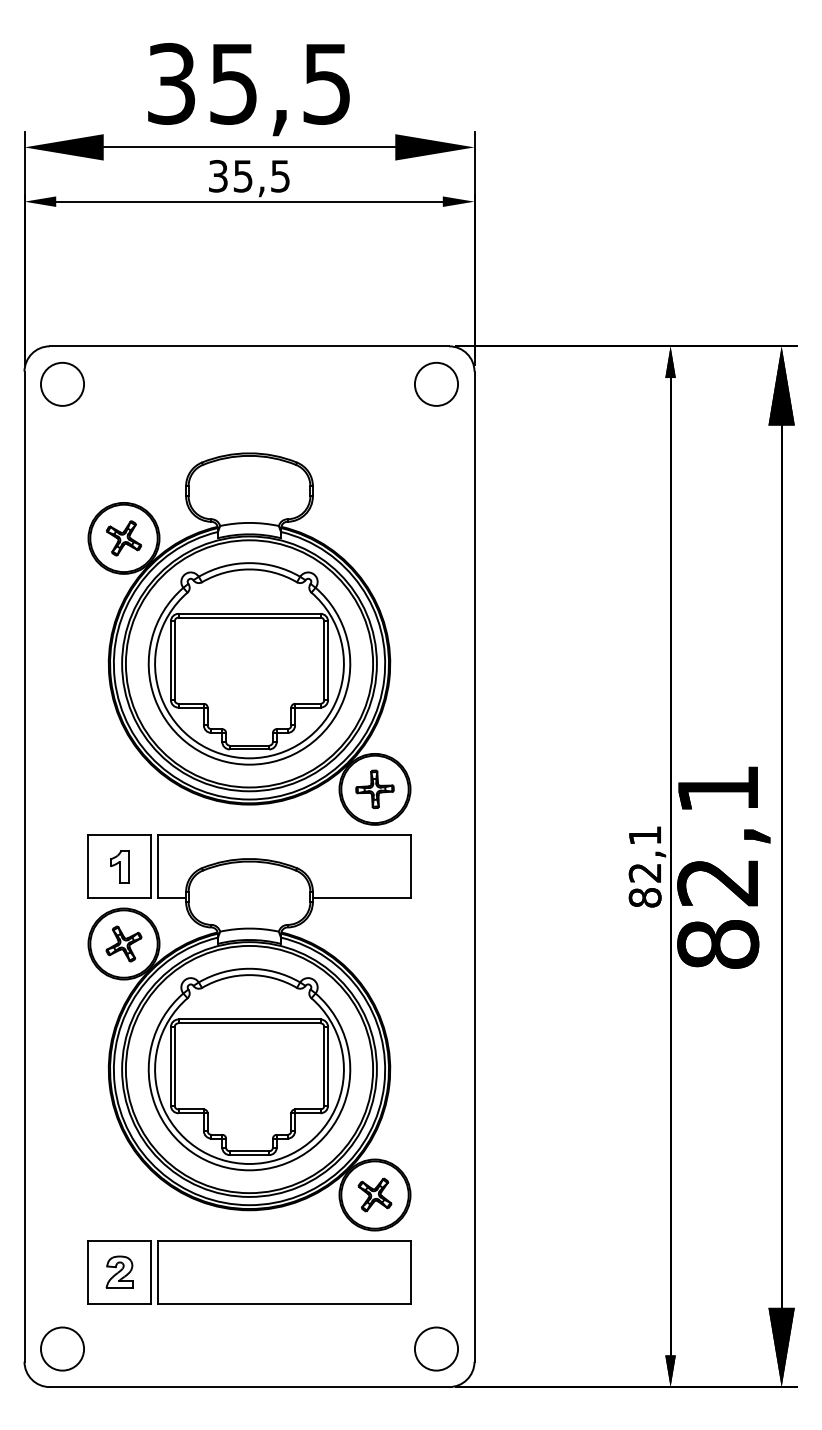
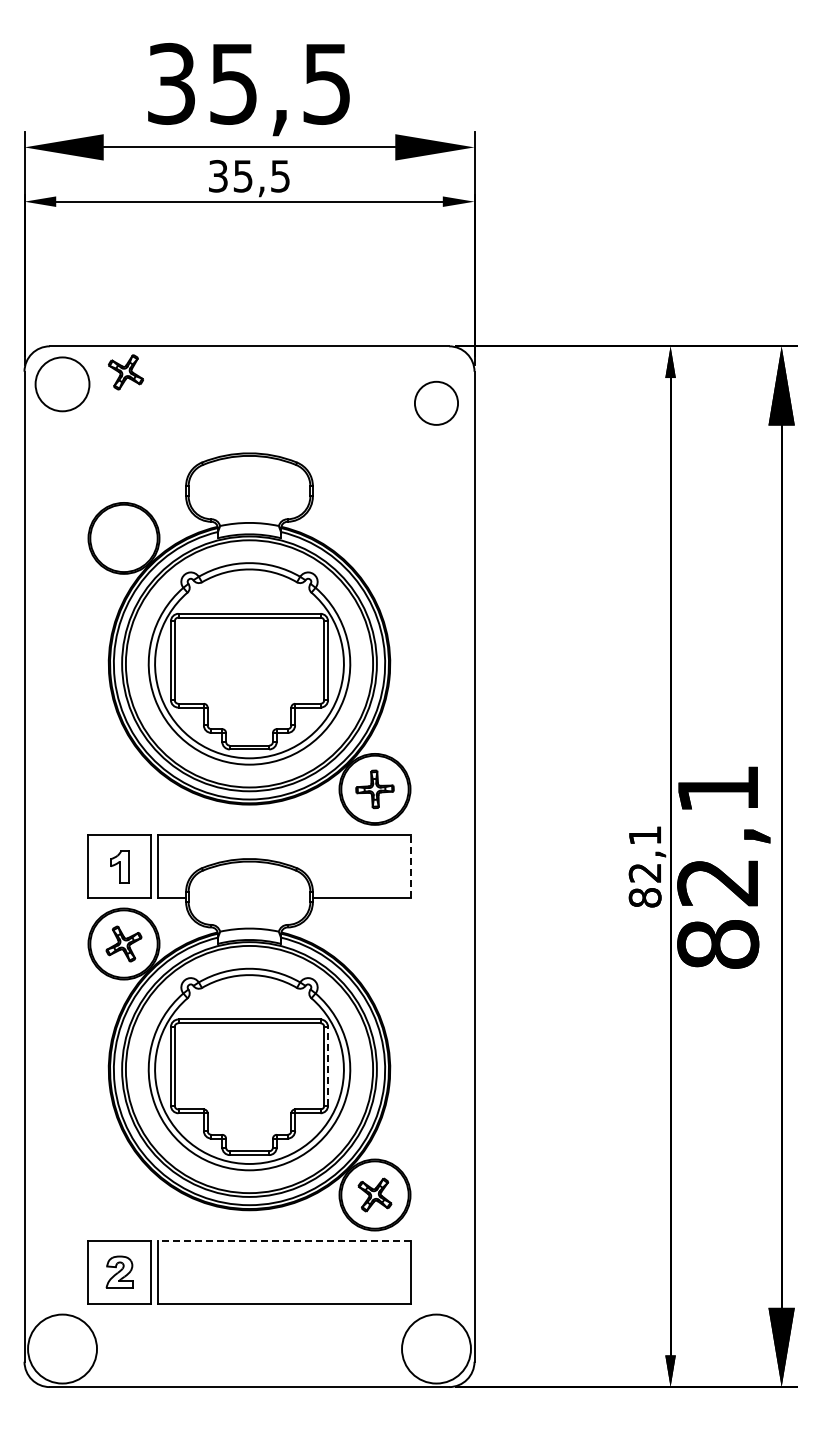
circle diameter: 43 px -> 54 px (62, 384)
circle position: (436, 383) -> (436, 402) (436, 402)
part position: (123, 538) -> (125, 372) (125, 372)
line: solid -> dashed (411, 866)
line: solid -> dashed (328, 1065)
line: solid -> dashed (284, 1240)
circle diameter: 43 px -> 69 px (62, 1348)
circle diameter: 43 px -> 69 px (436, 1348)
